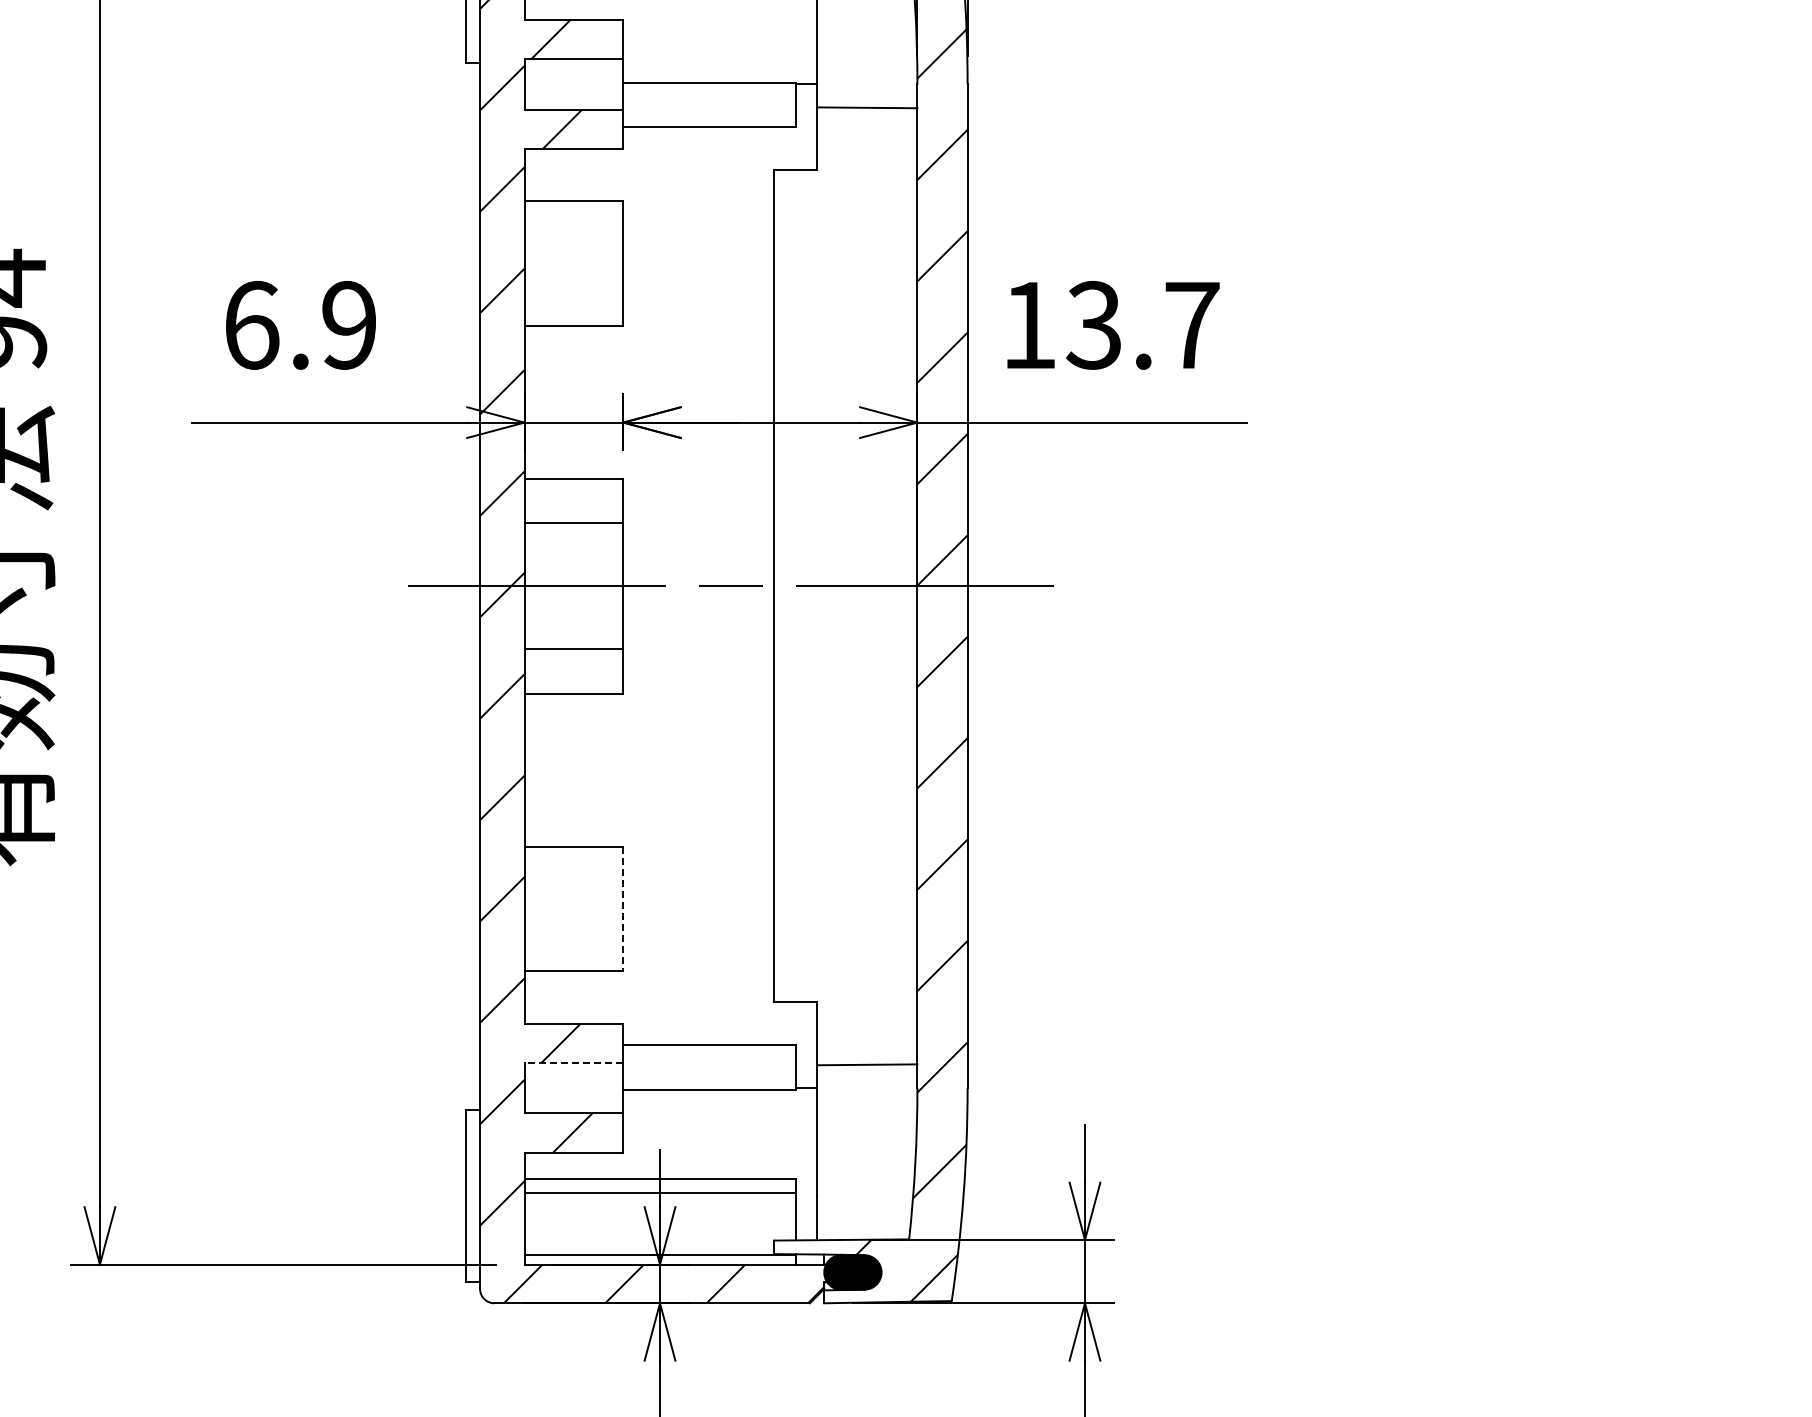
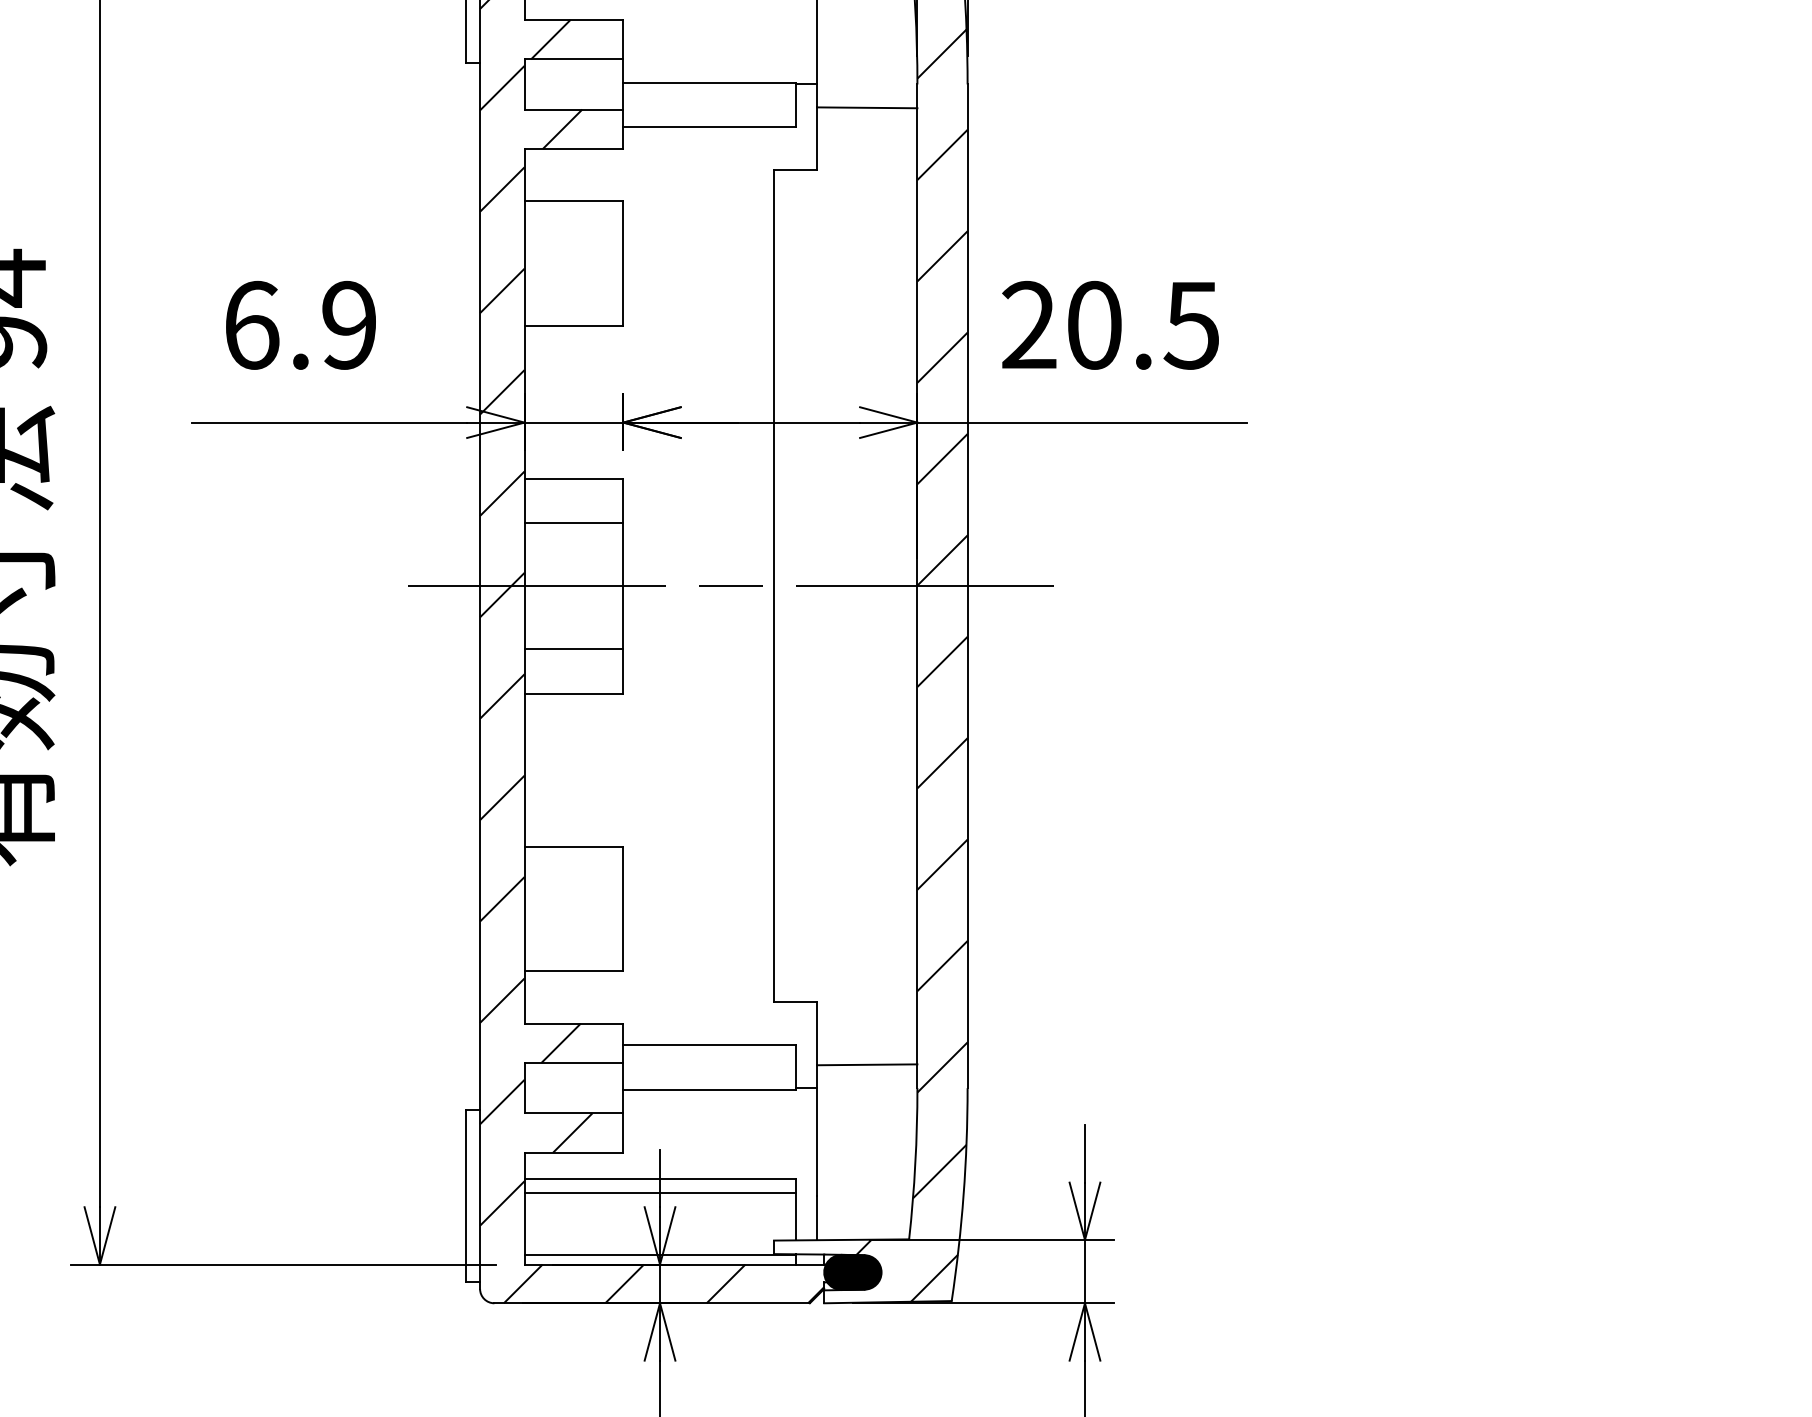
text: 13.7 -> 20.5 (1110, 324)
line: dashed -> solid (623, 909)
line: dashed -> solid (573, 1063)
